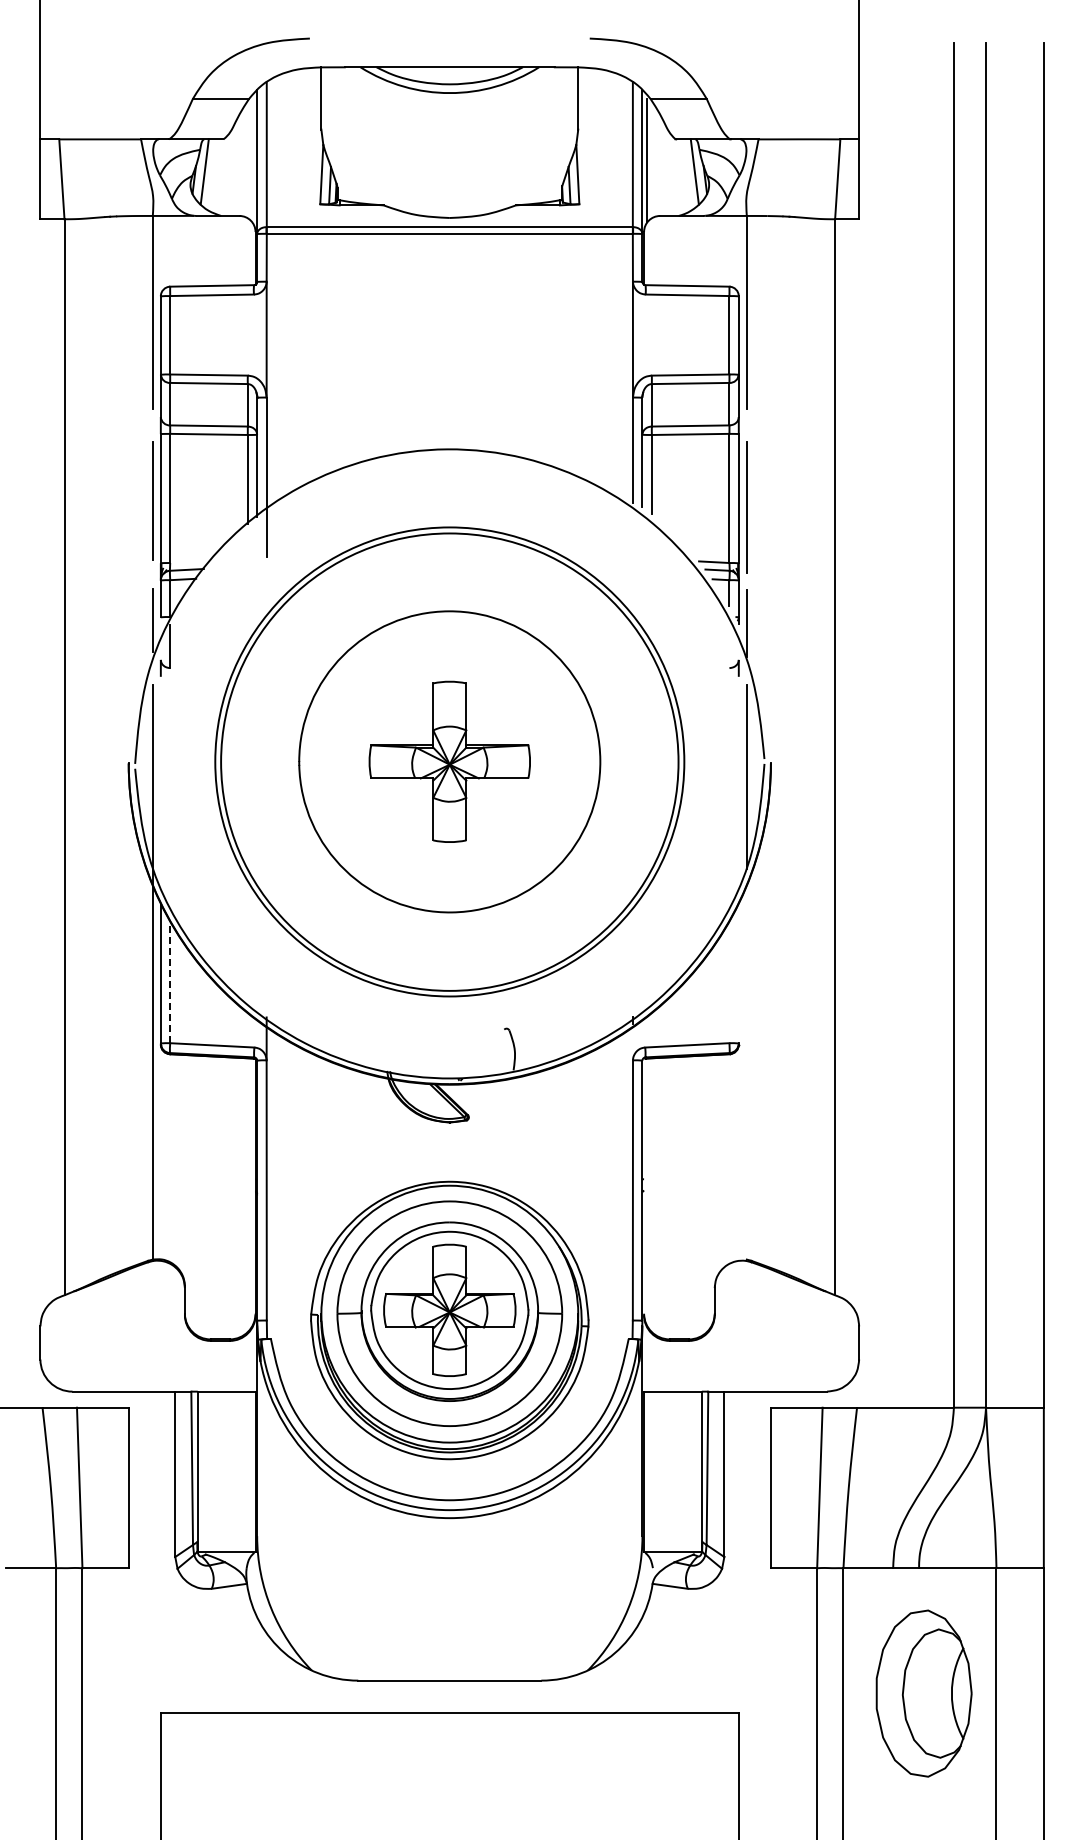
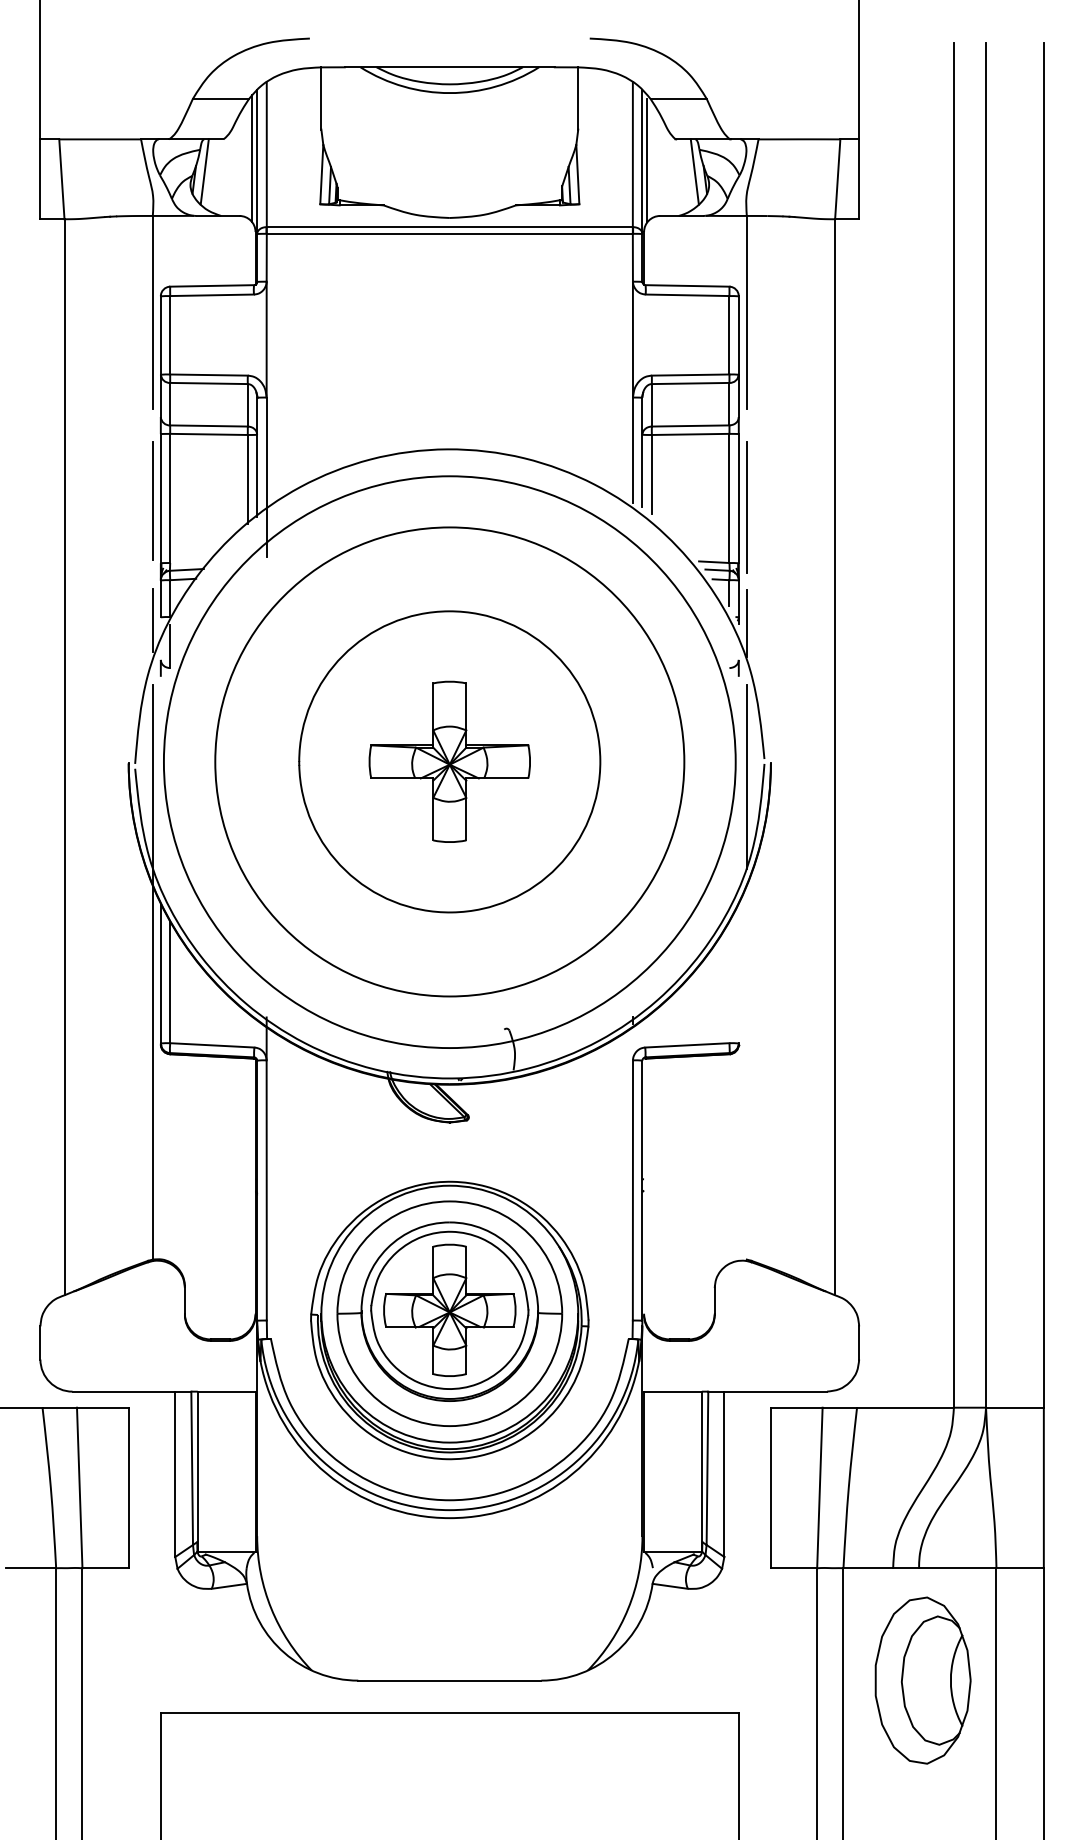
line: none -> present (252, 158)
circle diameter: 457 px -> 572 px (449, 762)
line: dashed -> solid (170, 982)
part position: (923, 1693) -> (922, 1680) (922, 1680)
